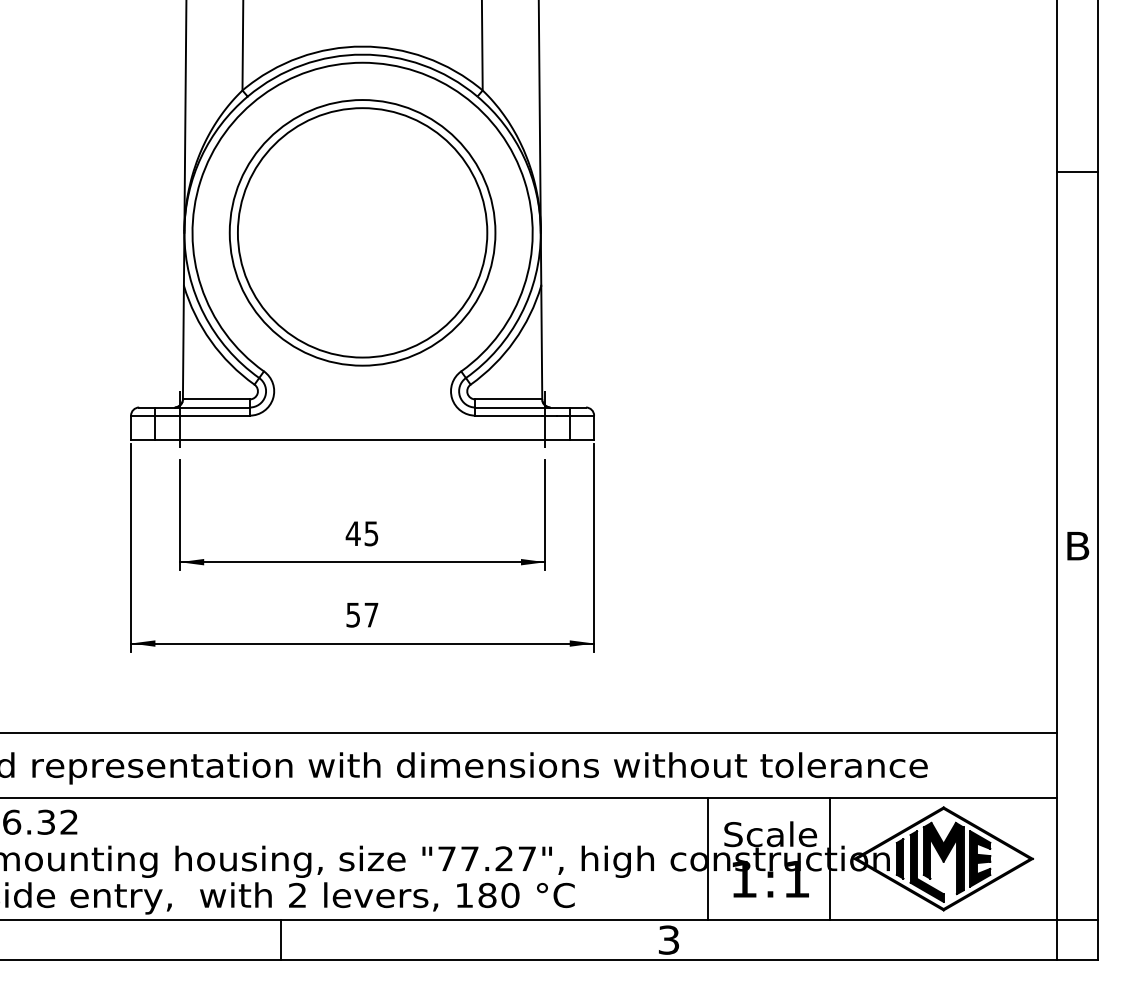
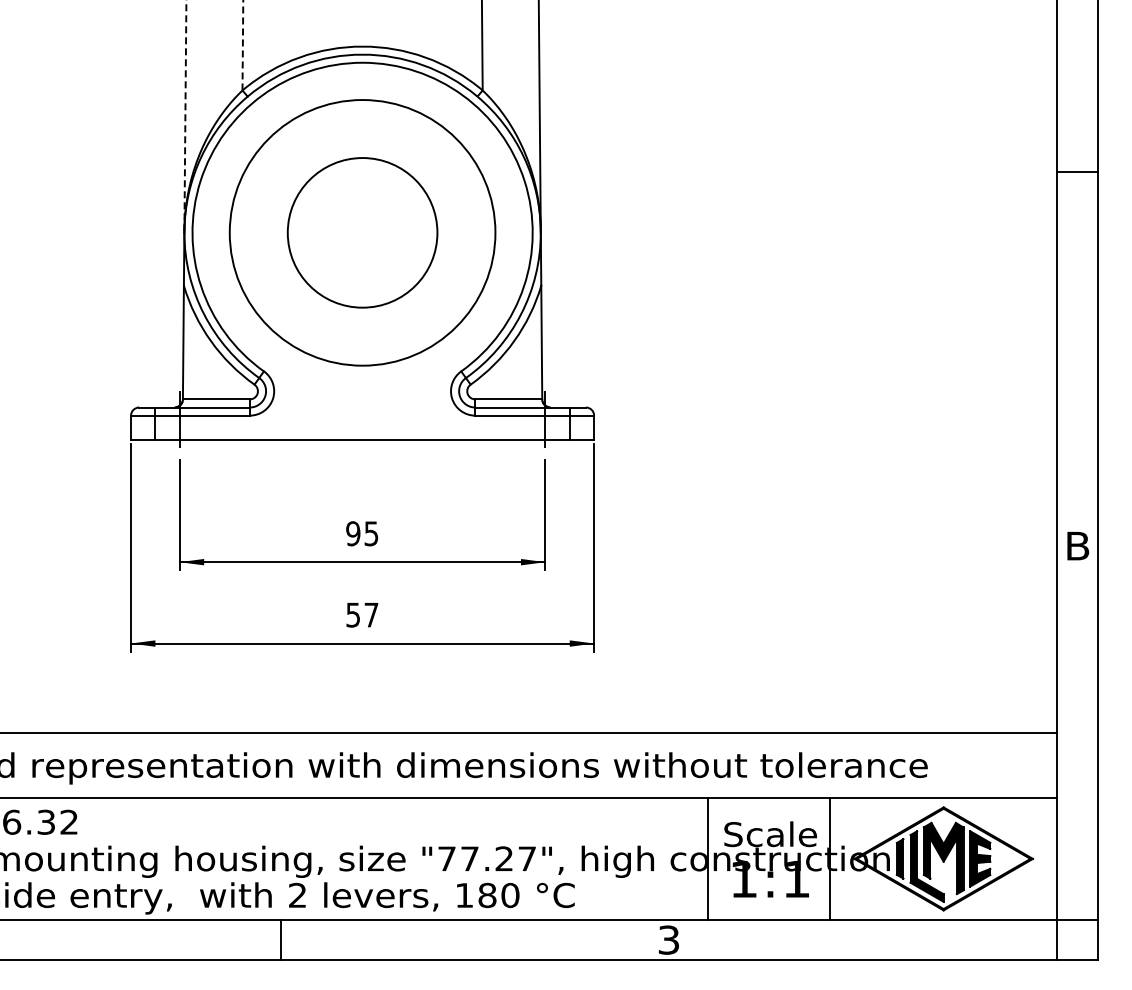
line: solid -> dashed (242, 45)
line: solid -> dashed (185, 115)
circle diameter: 249 px -> 150 px (362, 232)
text: 45 -> 95 (352, 533)
